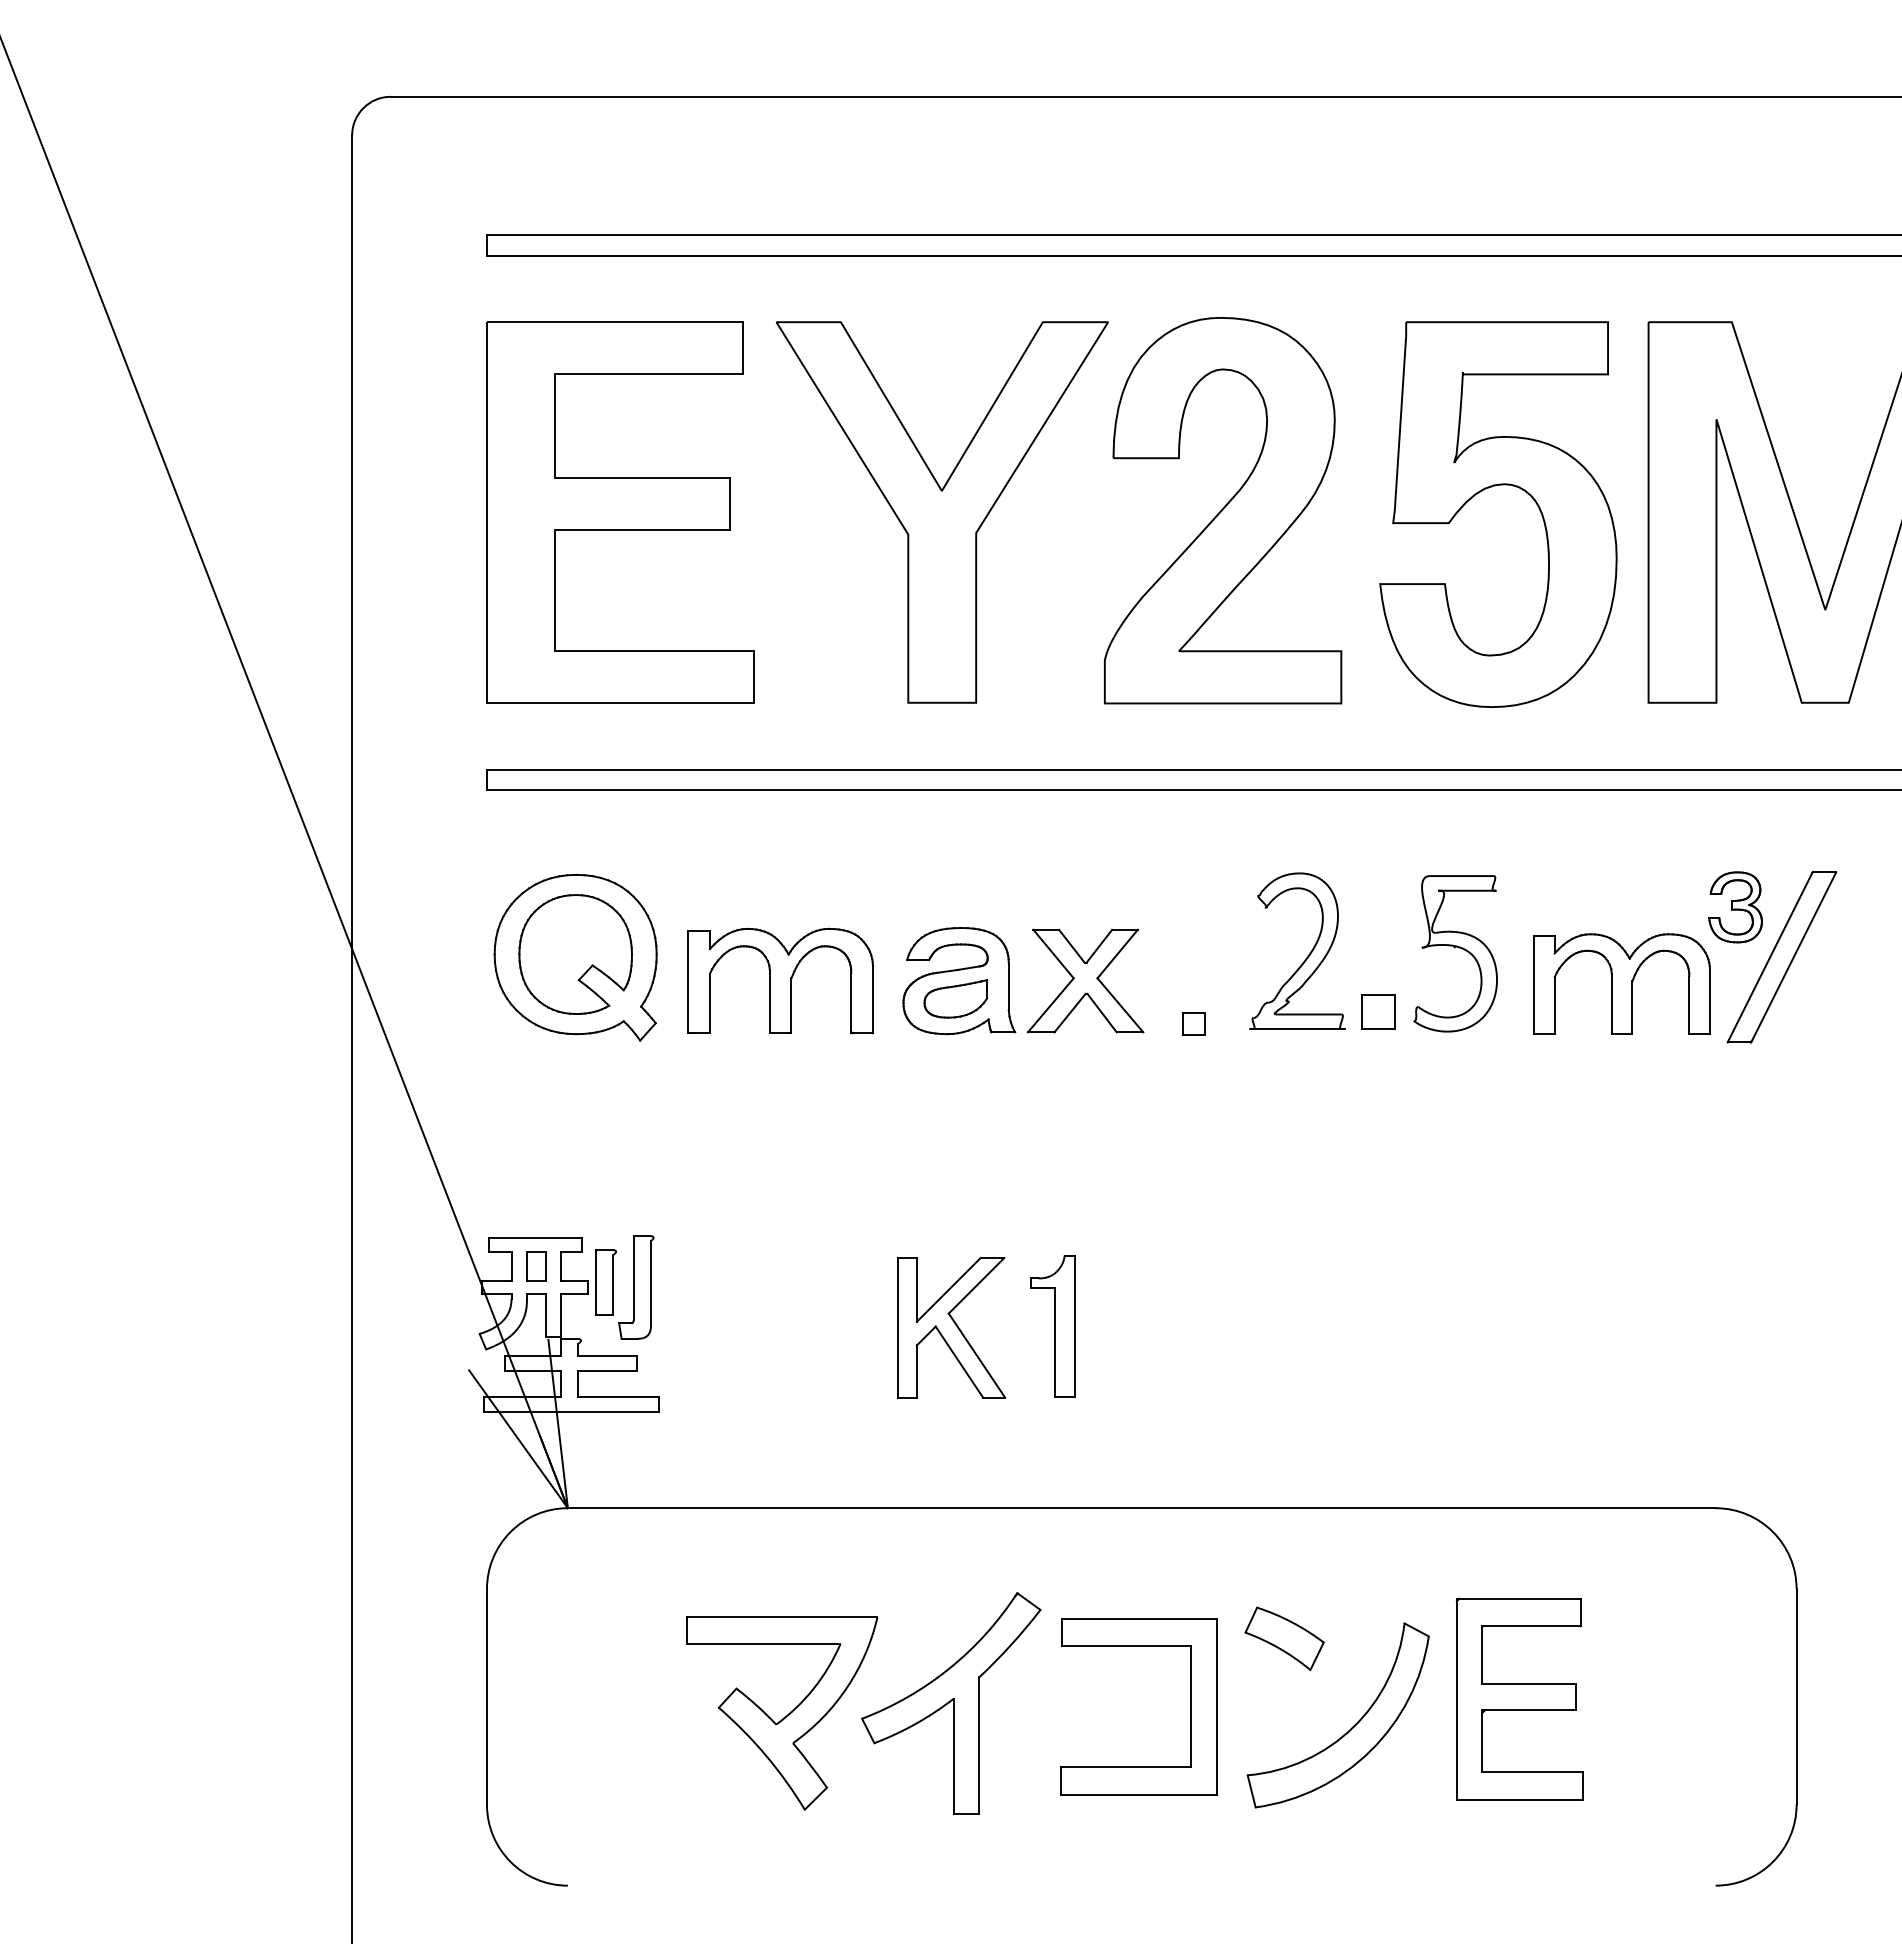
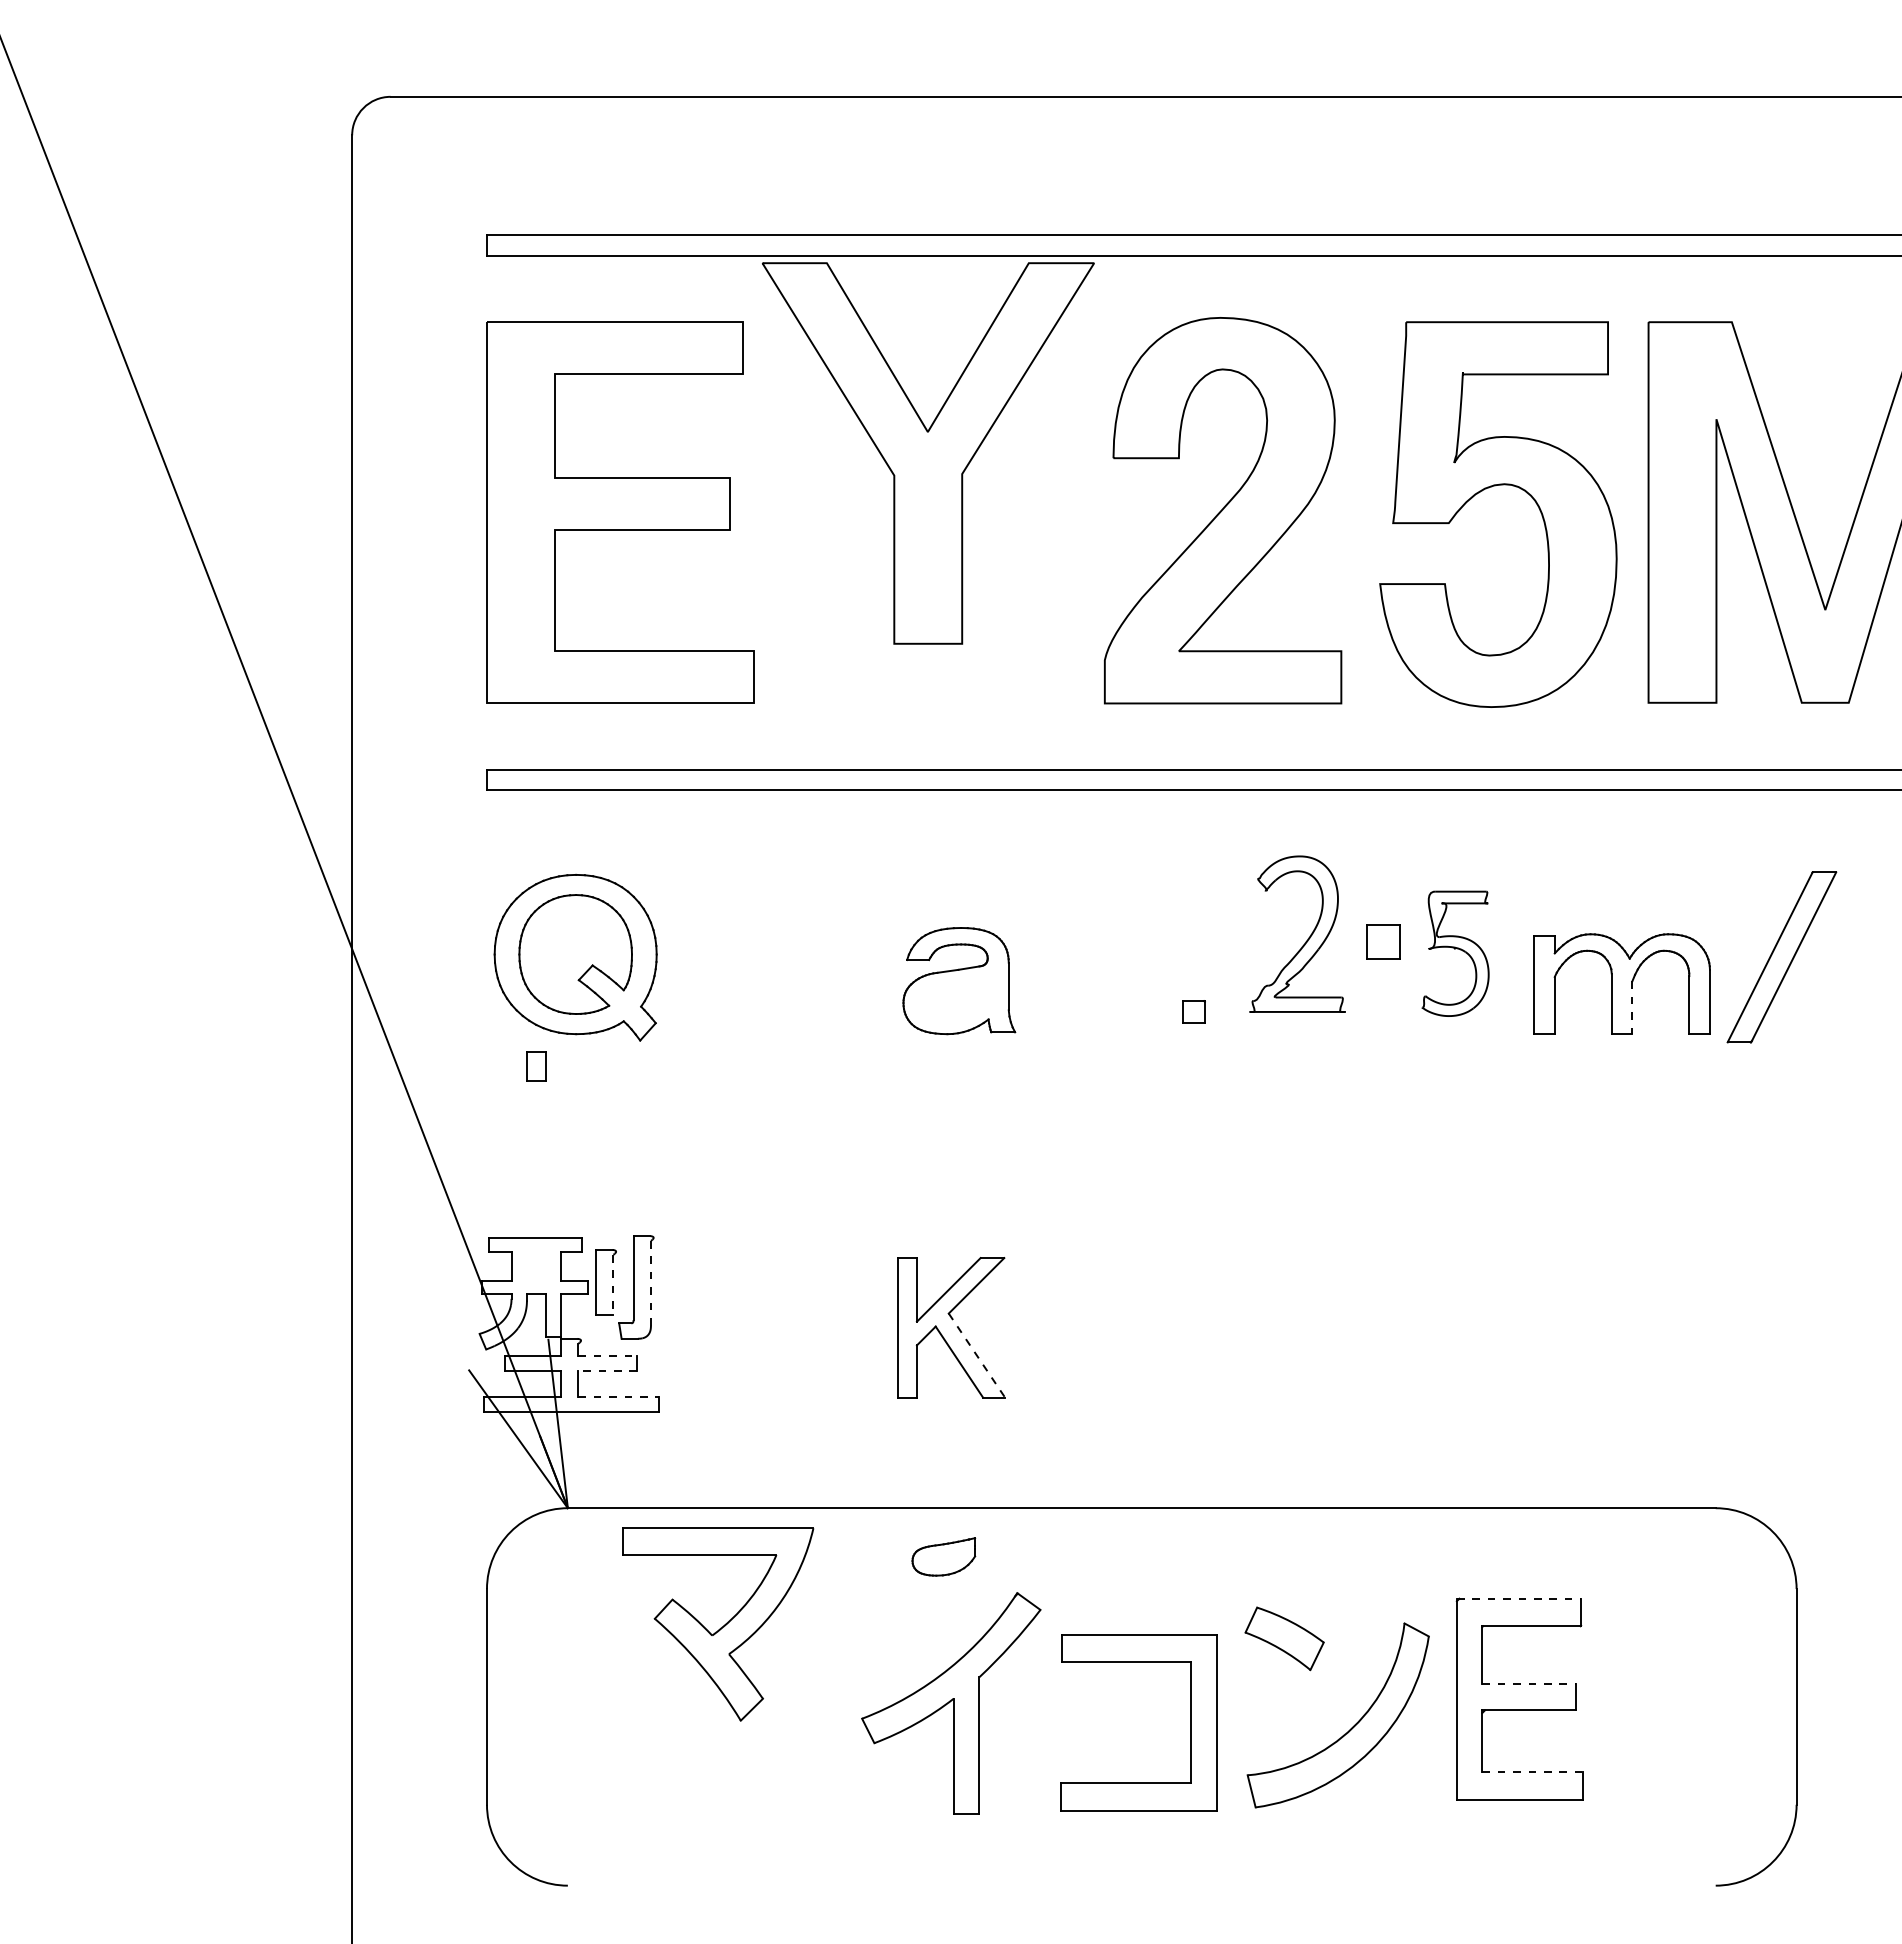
part position: (941, 512) -> (927, 453) (927, 453)
part: present -> none (1735, 907)
part size: 85x158 px -> 69x127 px (1455, 953)
part position: (1305, 958) -> (1305, 941) (1305, 941)
part: present -> none (780, 980)
part: present -> none (1085, 980)
part position: (955, 998) -> (943, 1556) (943, 1556)
line: solid -> dashed (1632, 1007)
part position: (1378, 1011) -> (1383, 941) (1383, 941)
part position: (1193, 1023) -> (1193, 1011) (1193, 1011)
part position: (536, 1266) -> (536, 1066) (536, 1066)
line: solid -> dashed (650, 1283)
line: solid -> dashed (613, 1285)
part: present -> none (1052, 1326)
line: solid -> dashed (608, 1355)
line: solid -> dashed (976, 1355)
line: solid -> dashed (607, 1371)
line: solid -> dashed (619, 1396)
line: solid -> dashed (1519, 1598)
line: solid -> dashed (1529, 1683)
part position: (1190, 1706) -> (1190, 1722) (1190, 1722)
part position: (782, 1713) -> (718, 1624) (718, 1624)
line: solid -> dashed (1533, 1771)
